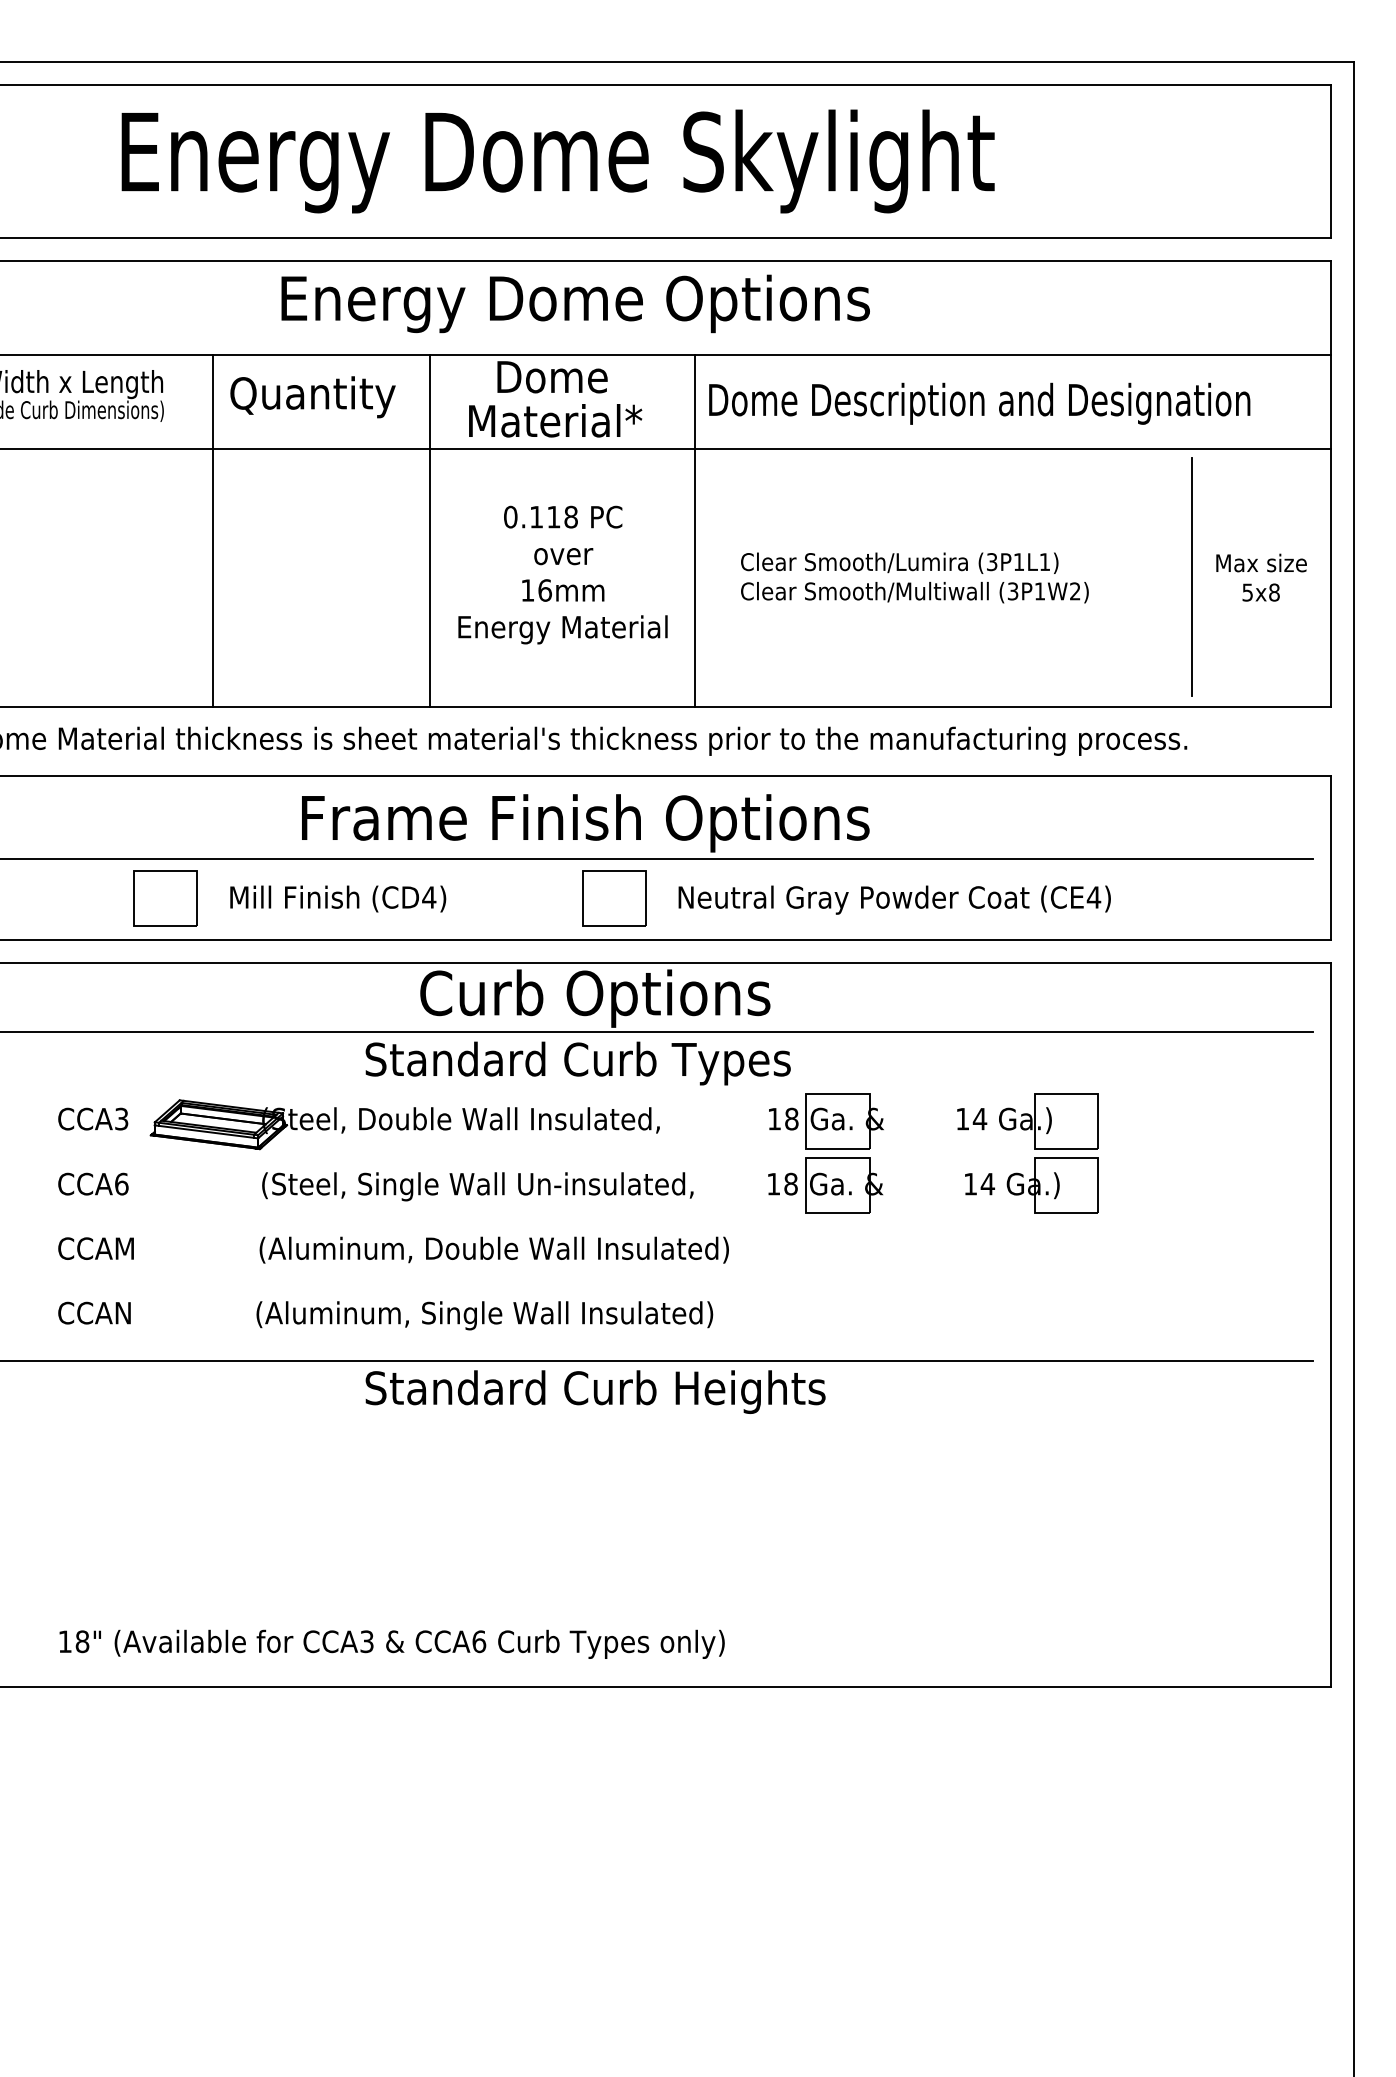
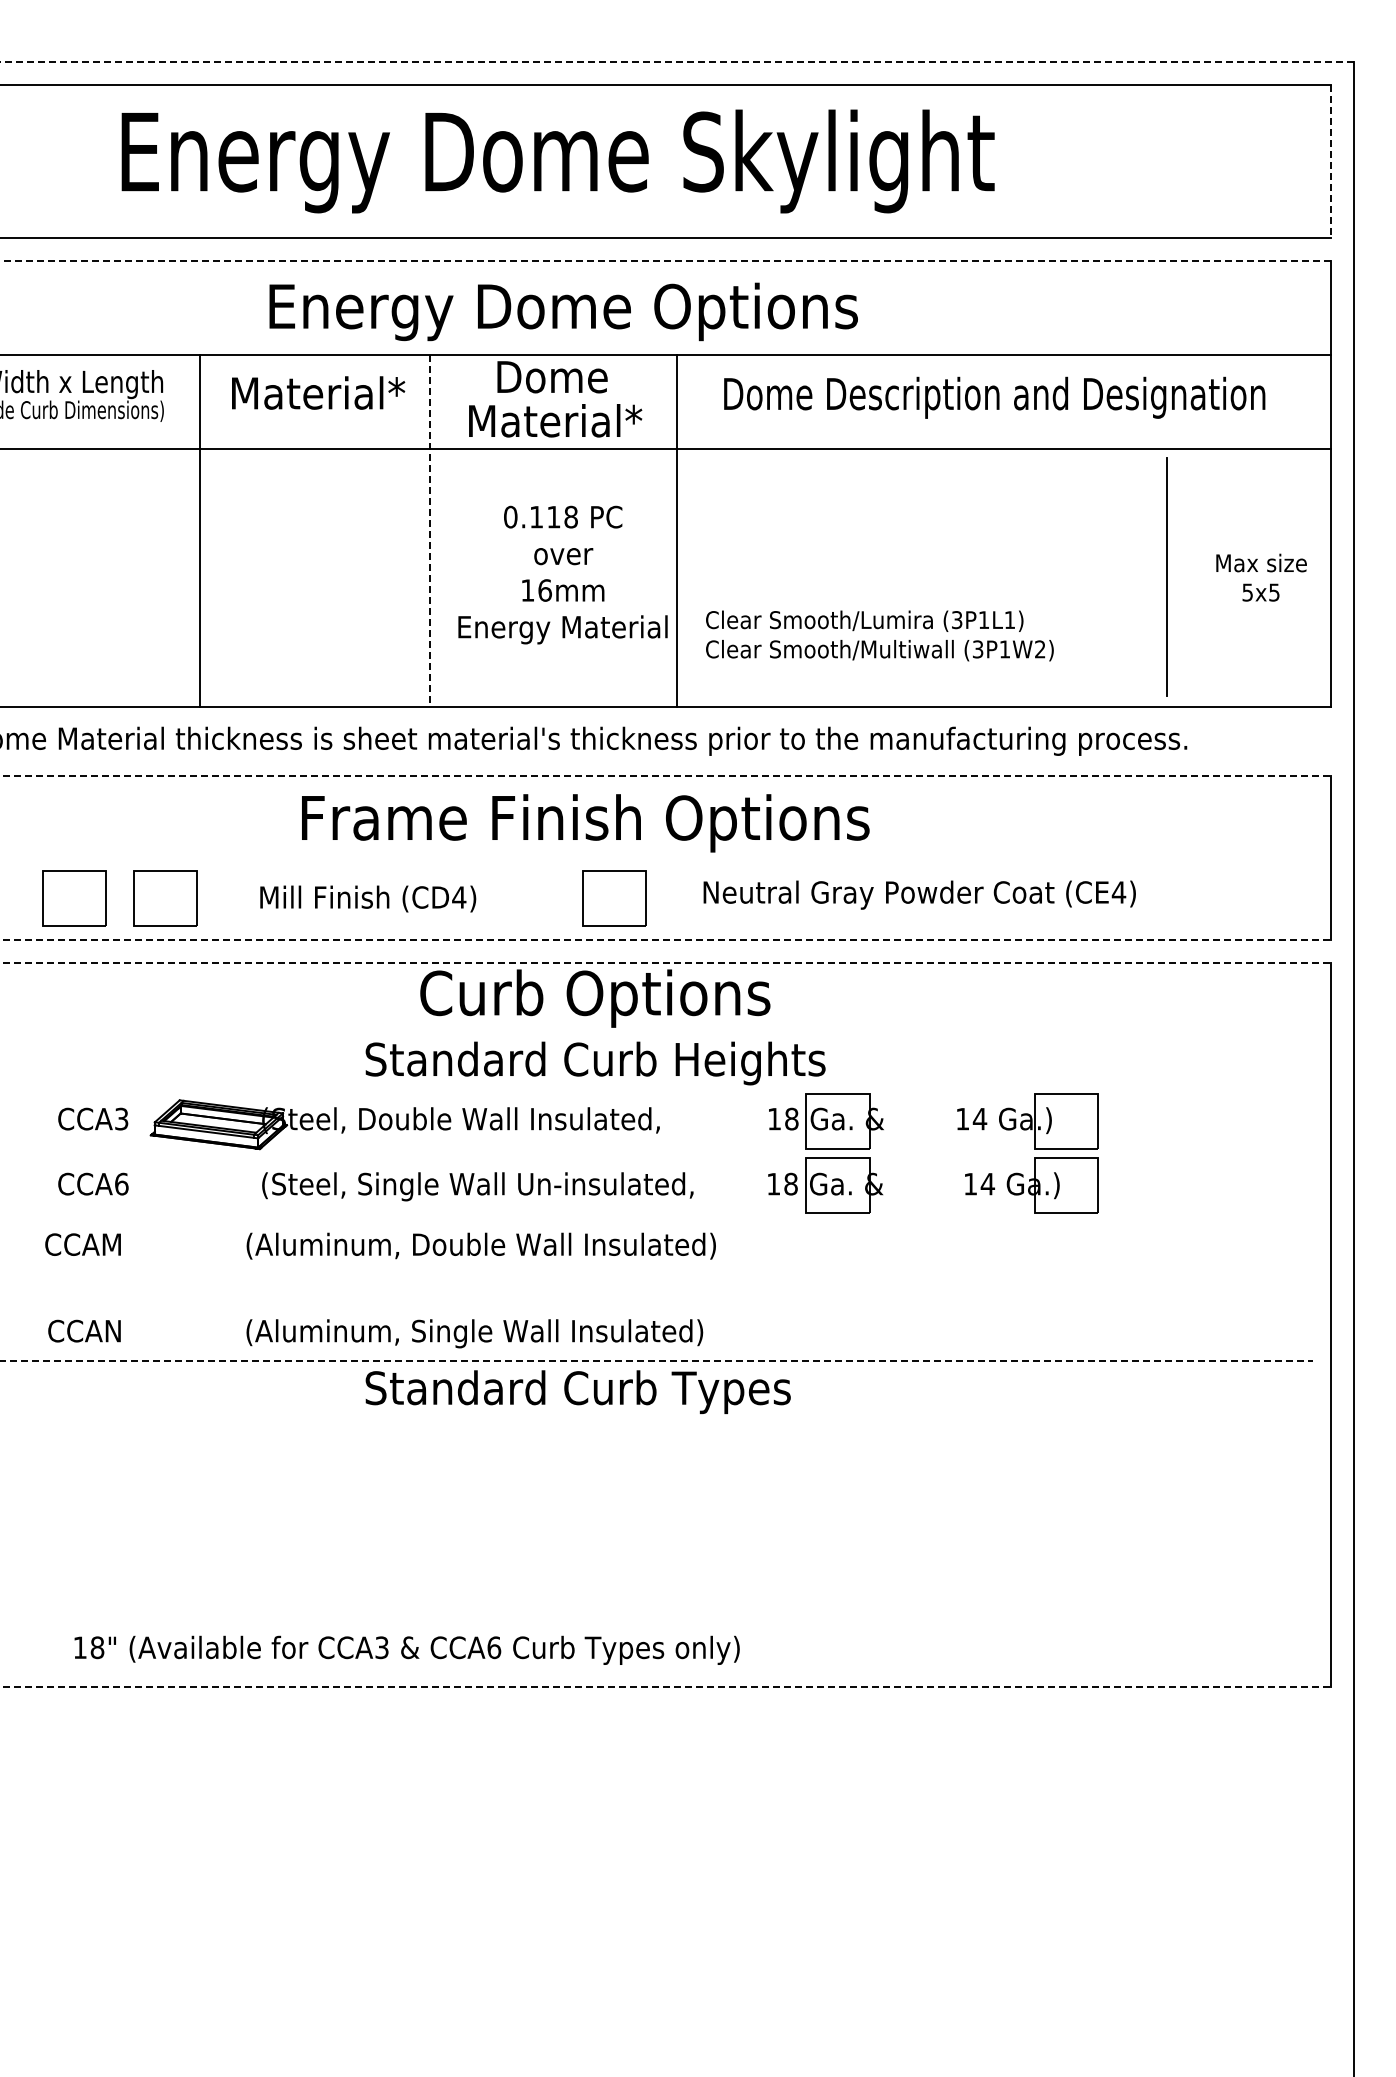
line: solid -> dashed (677, 62)
line: solid -> dashed (1331, 162)
line: solid -> dashed (665, 260)
text position: (575, 303) -> (563, 311) (563, 311)
text: Quantity -> Material* (317, 397)
text position: (979, 403) -> (994, 397) (994, 397)
line position: (212, 530) -> (199, 530) (199, 530)
line: solid -> dashed (430, 530)
line position: (694, 530) -> (676, 530) (676, 530)
line position: (1191, 576) -> (1166, 576) (1166, 576)
text position: (914, 577) -> (879, 635) (879, 635)
text: 5x8 -> 5x5 (1274, 592)
line: solid -> dashed (666, 775)
line: present -> none (657, 859)
part: none -> present (74, 898)
text position: (338, 898) -> (368, 898) (368, 898)
text position: (894, 899) -> (919, 894) (919, 894)
line: solid -> dashed (666, 940)
line: solid -> dashed (666, 963)
line: present -> none (657, 1031)
text: Standard Curb Types -> Standard Curb Heights (748, 1063)
text position: (393, 1249) -> (380, 1245) (380, 1245)
text position: (385, 1315) -> (375, 1333) (375, 1333)
line: solid -> dashed (657, 1360)
text: Standard Curb Heights -> Standard Curb Types (748, 1392)
text position: (391, 1643) -> (406, 1649) (406, 1649)
line: solid -> dashed (666, 1687)
